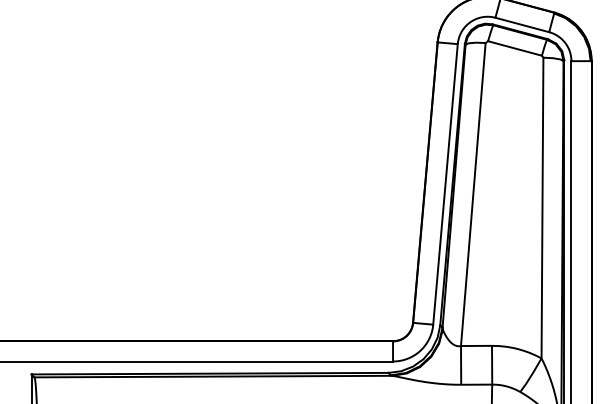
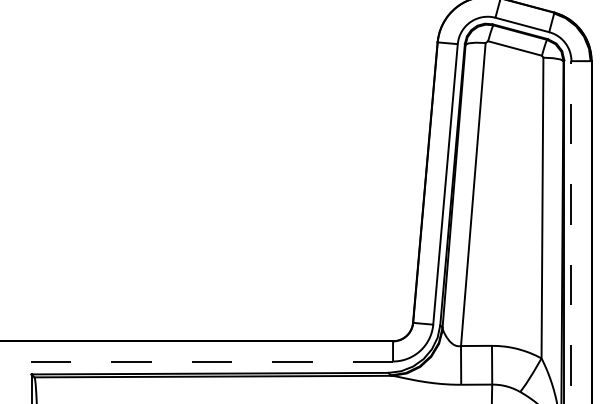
line: solid -> dashed (571, 231)
line: solid -> dashed (196, 361)
